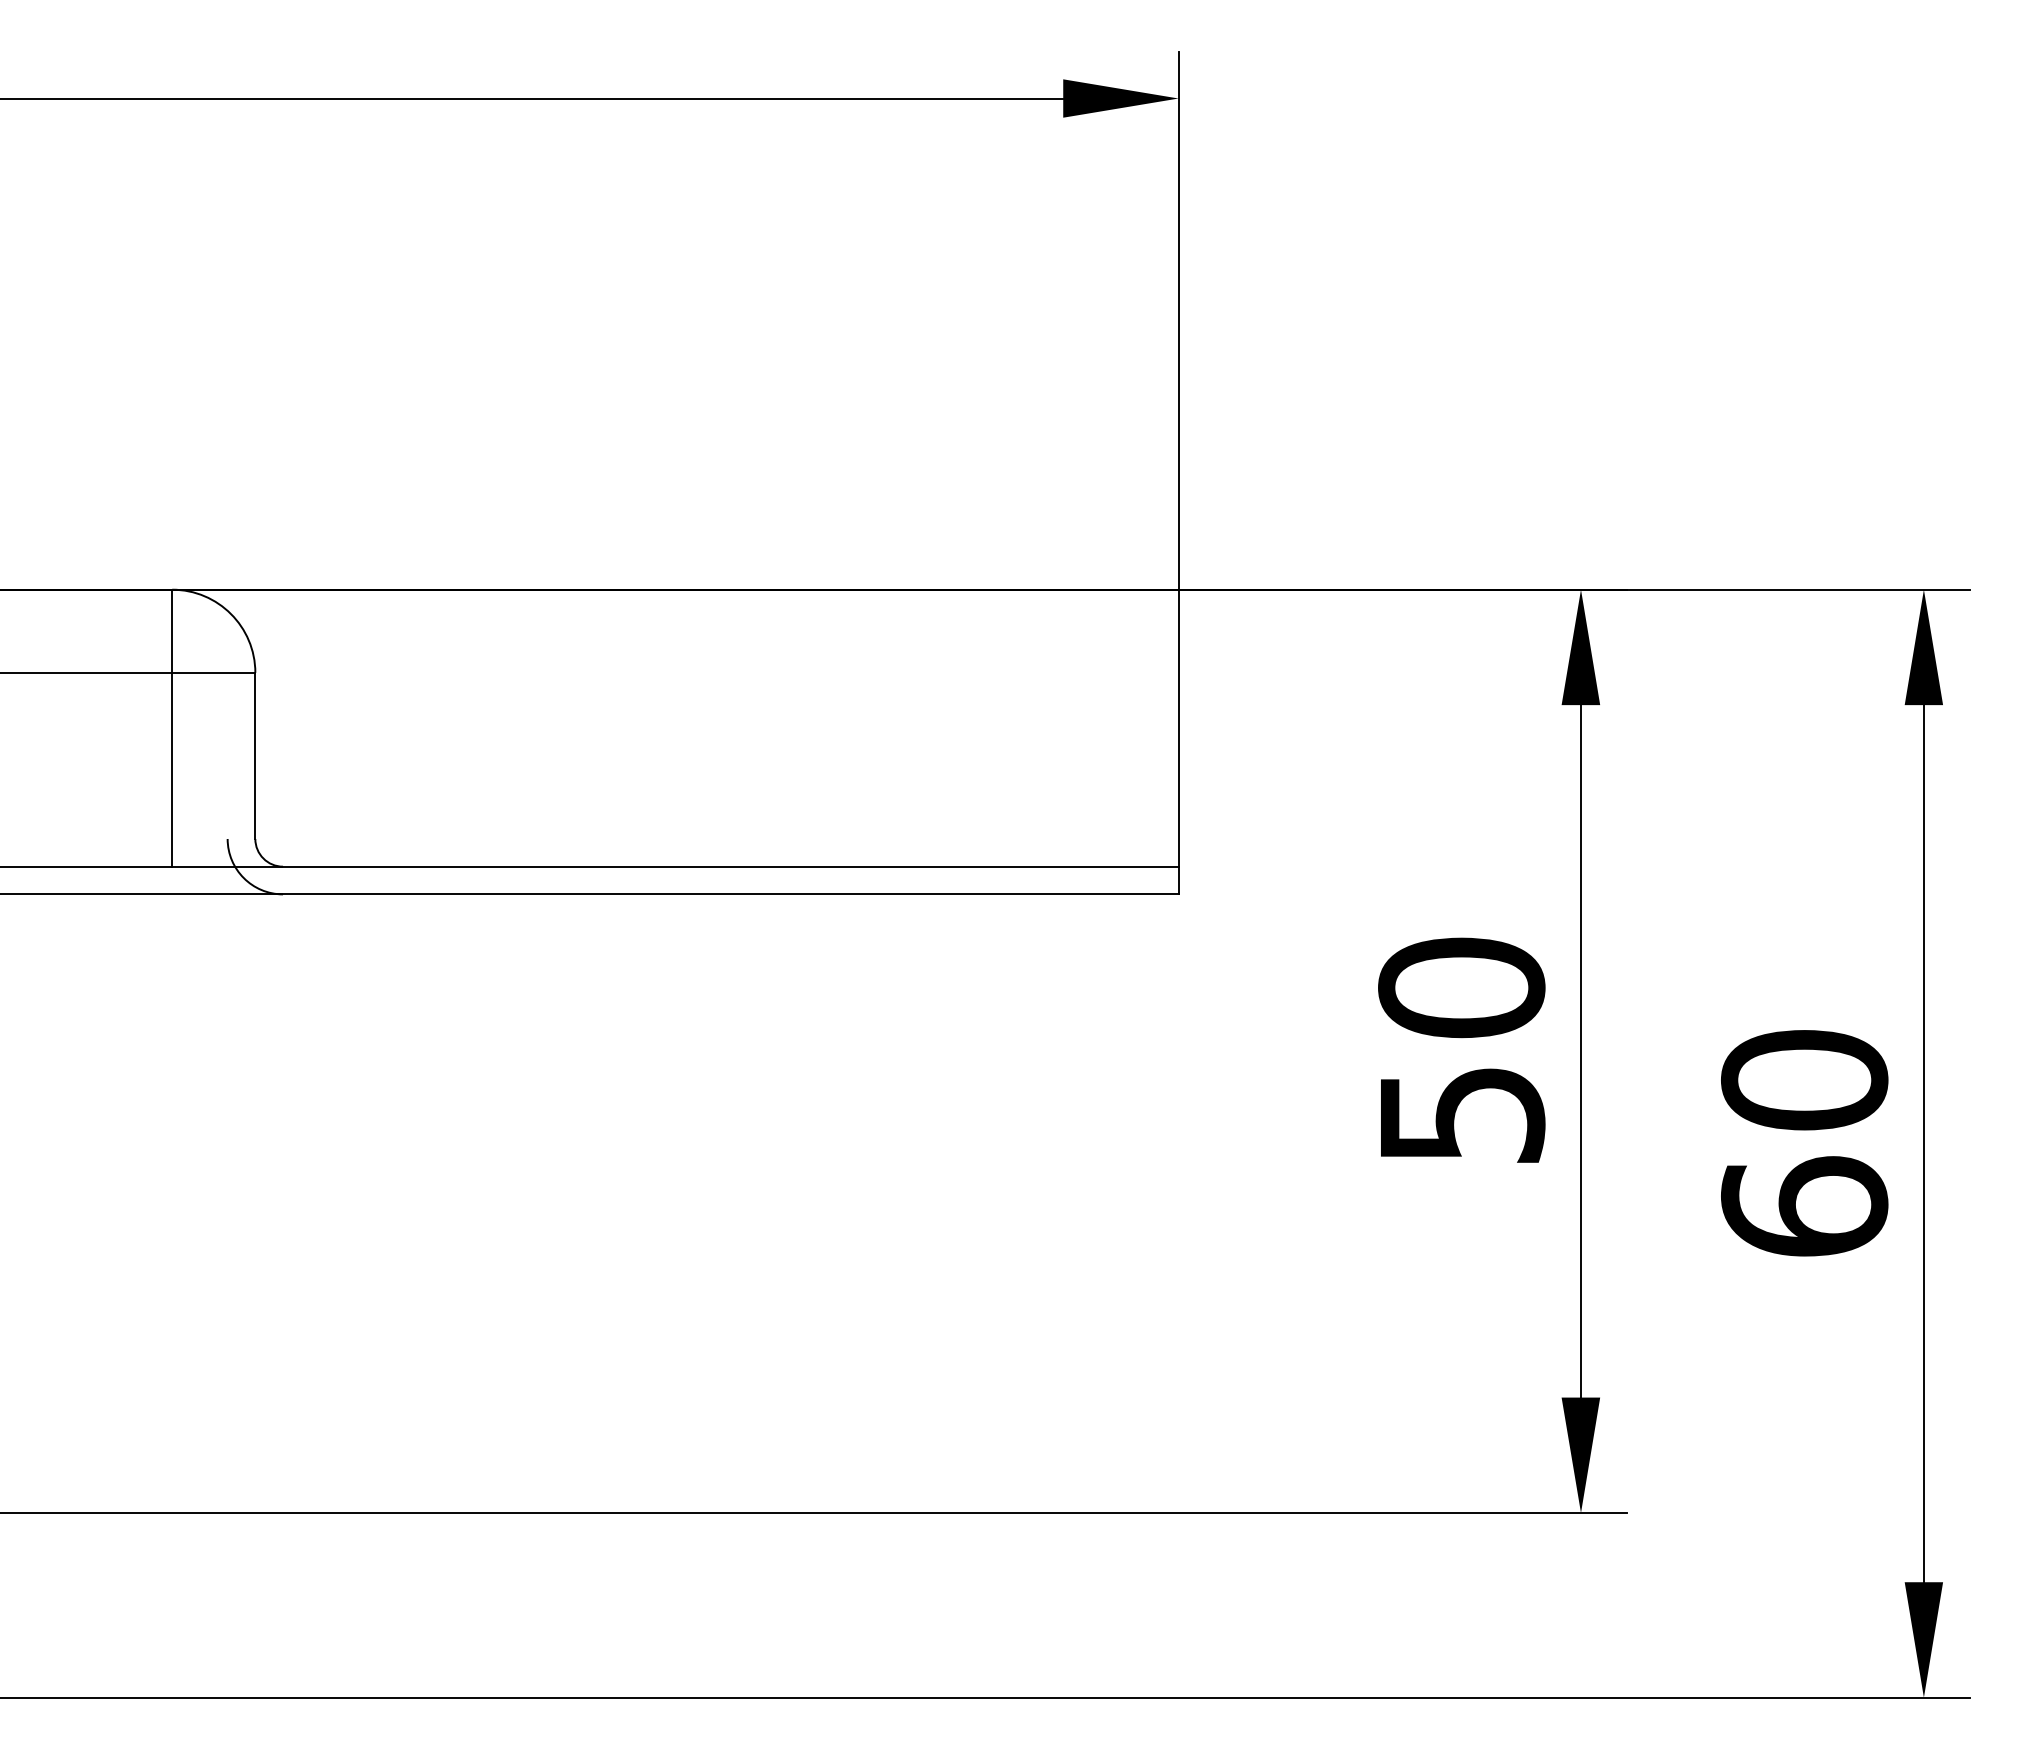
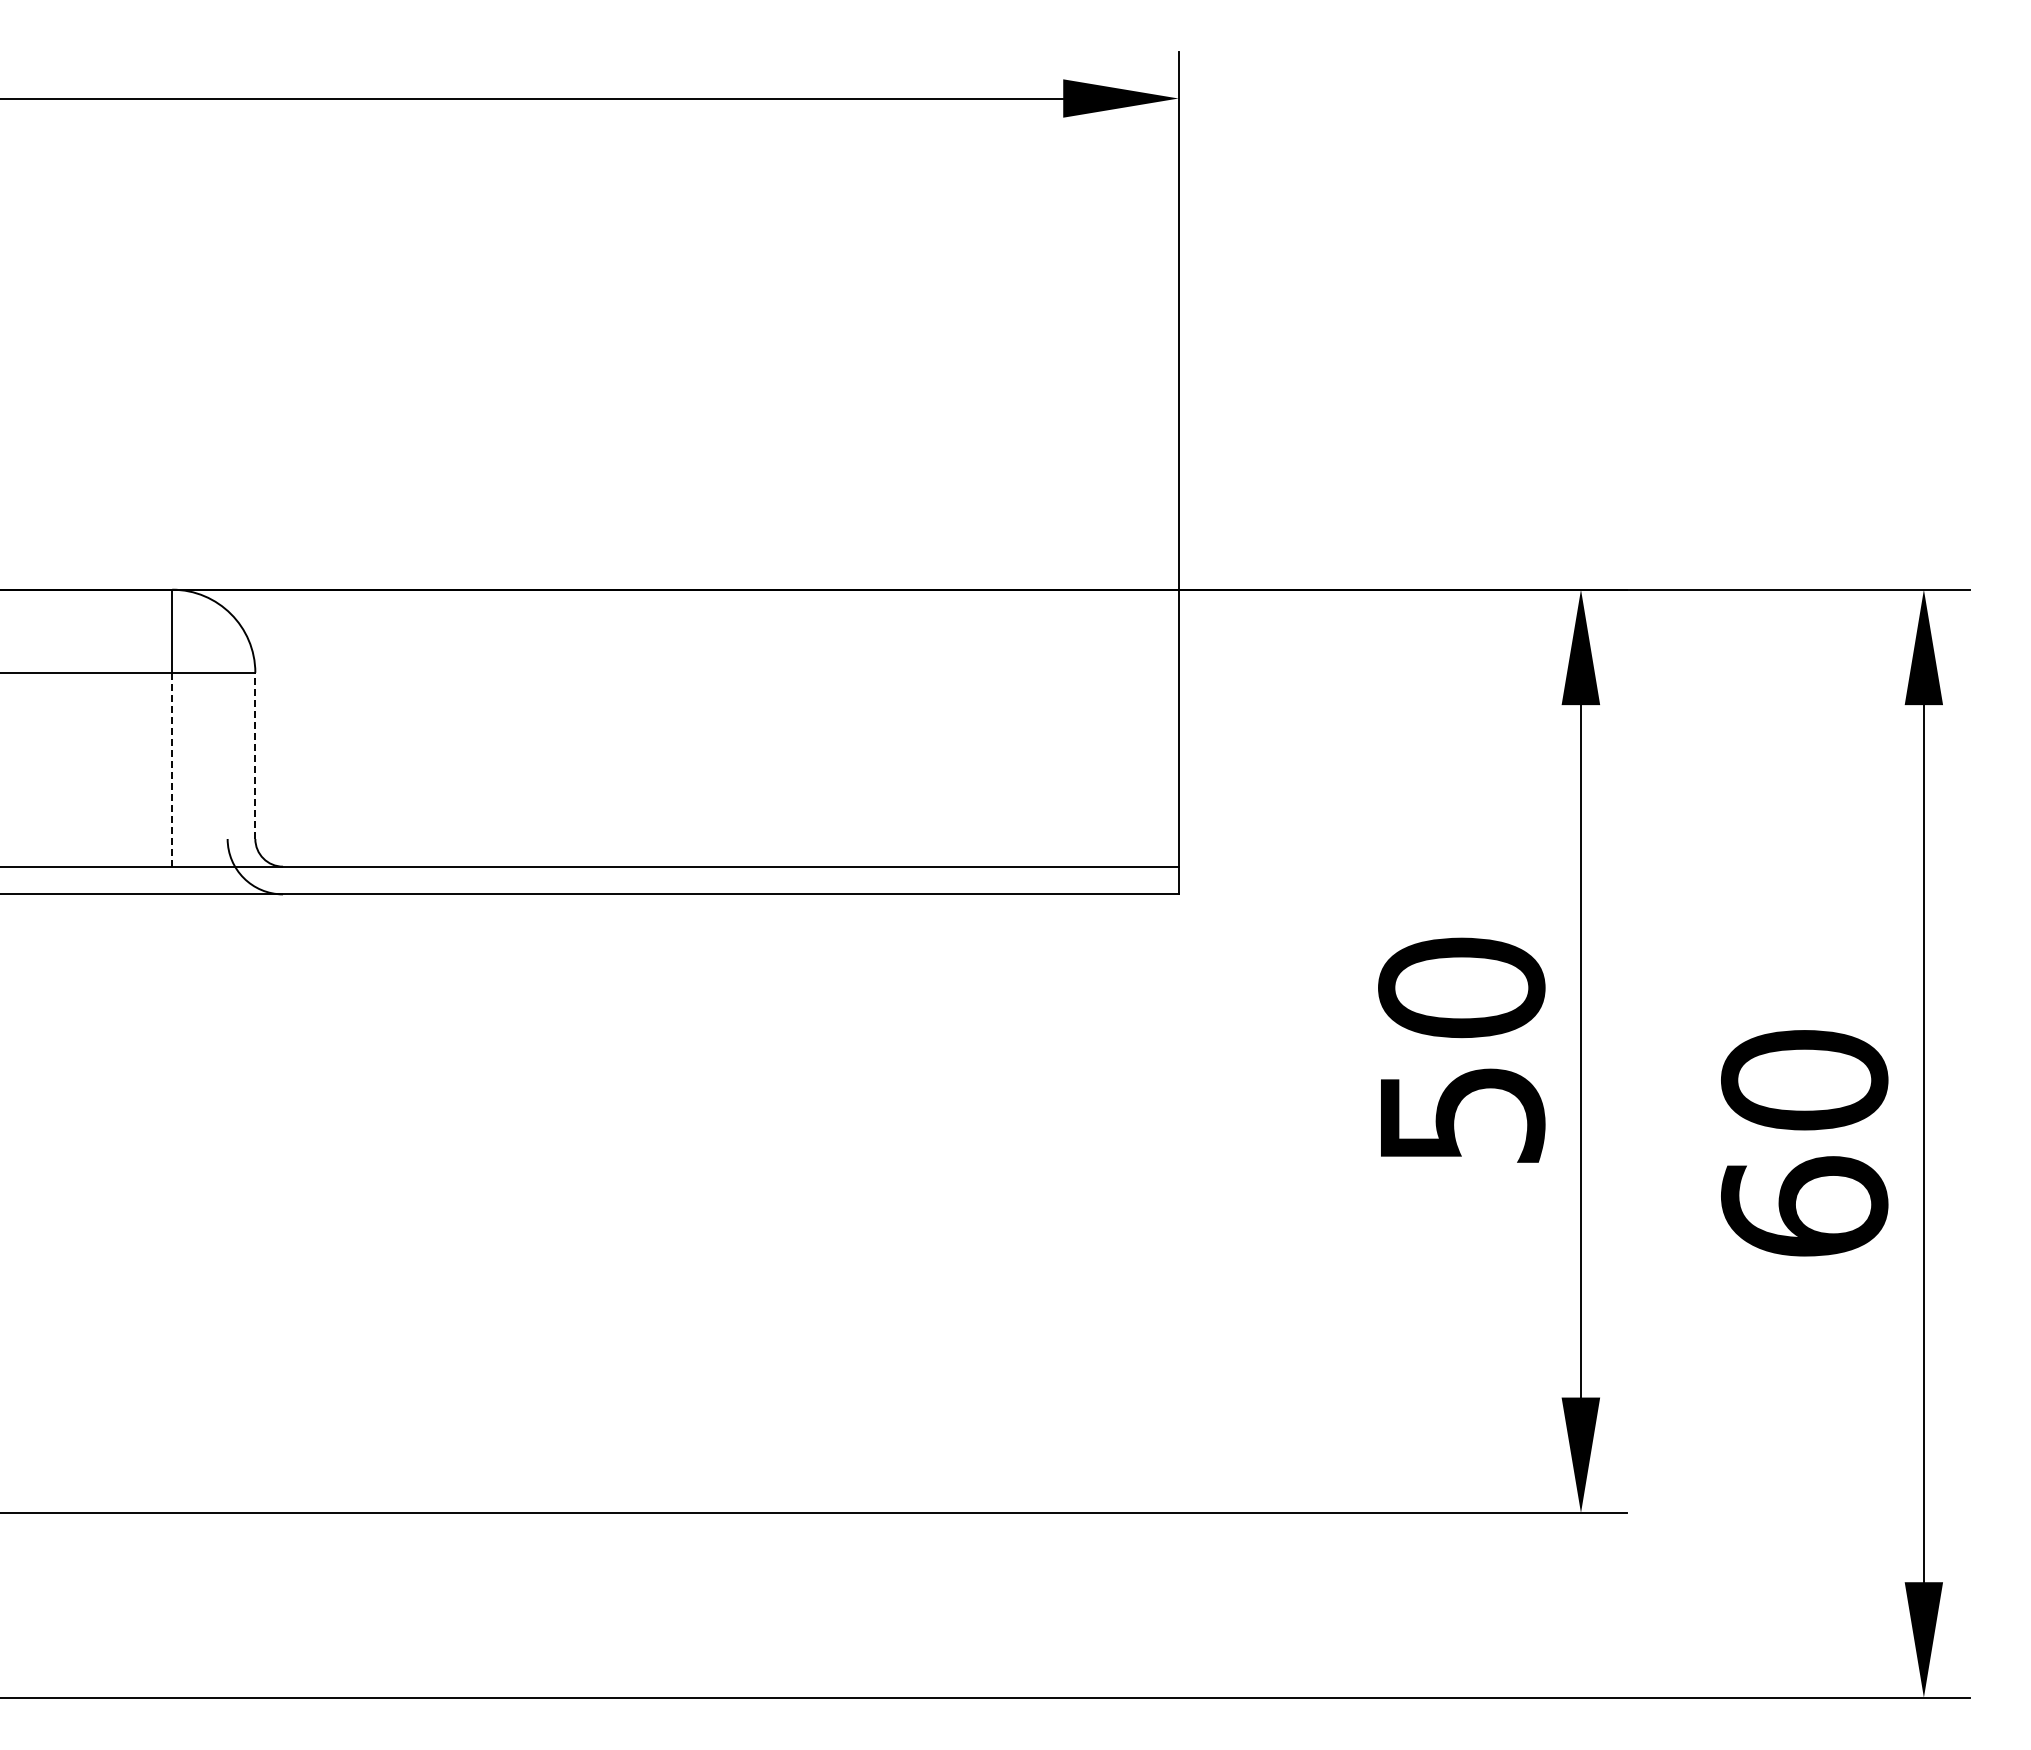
line: solid -> dashed (255, 755)
line: solid -> dashed (172, 769)
